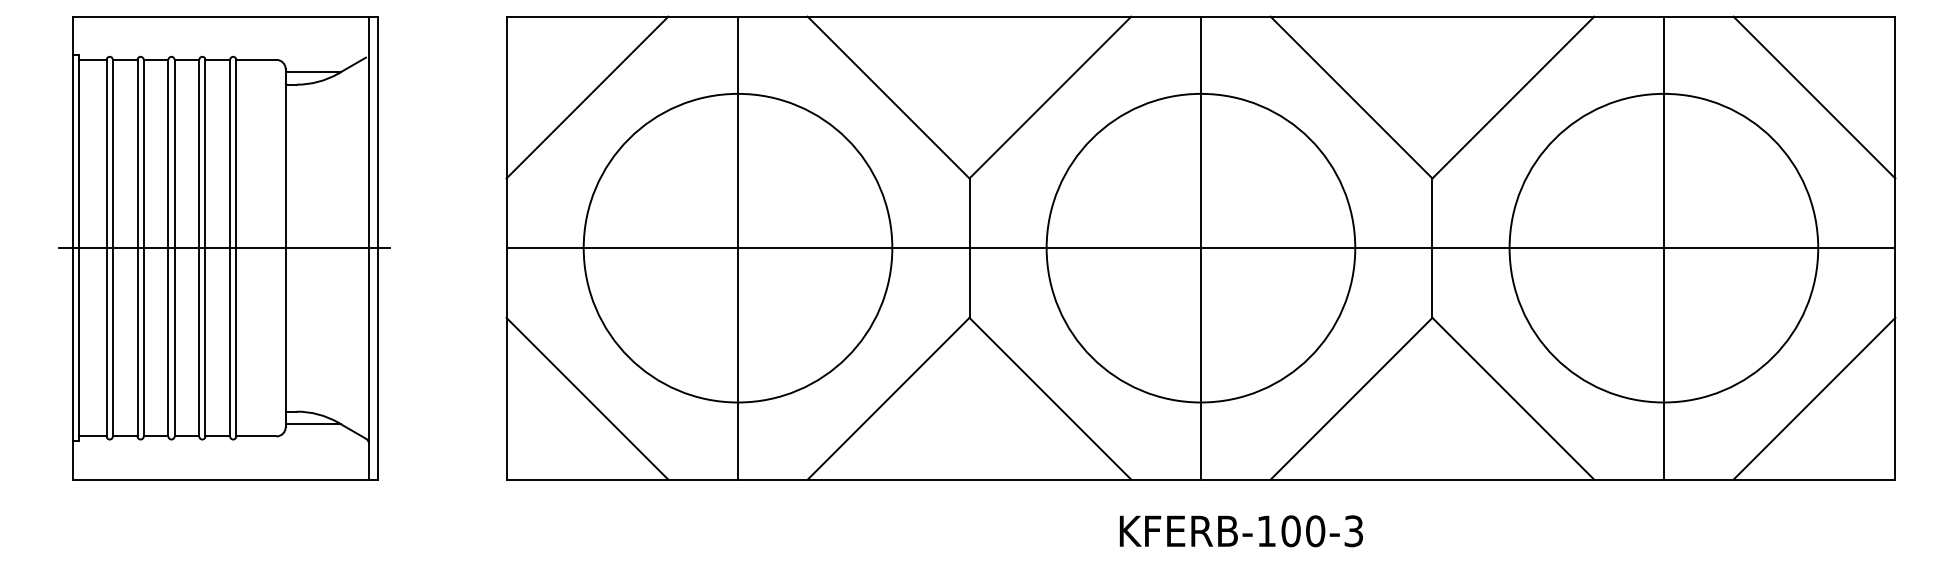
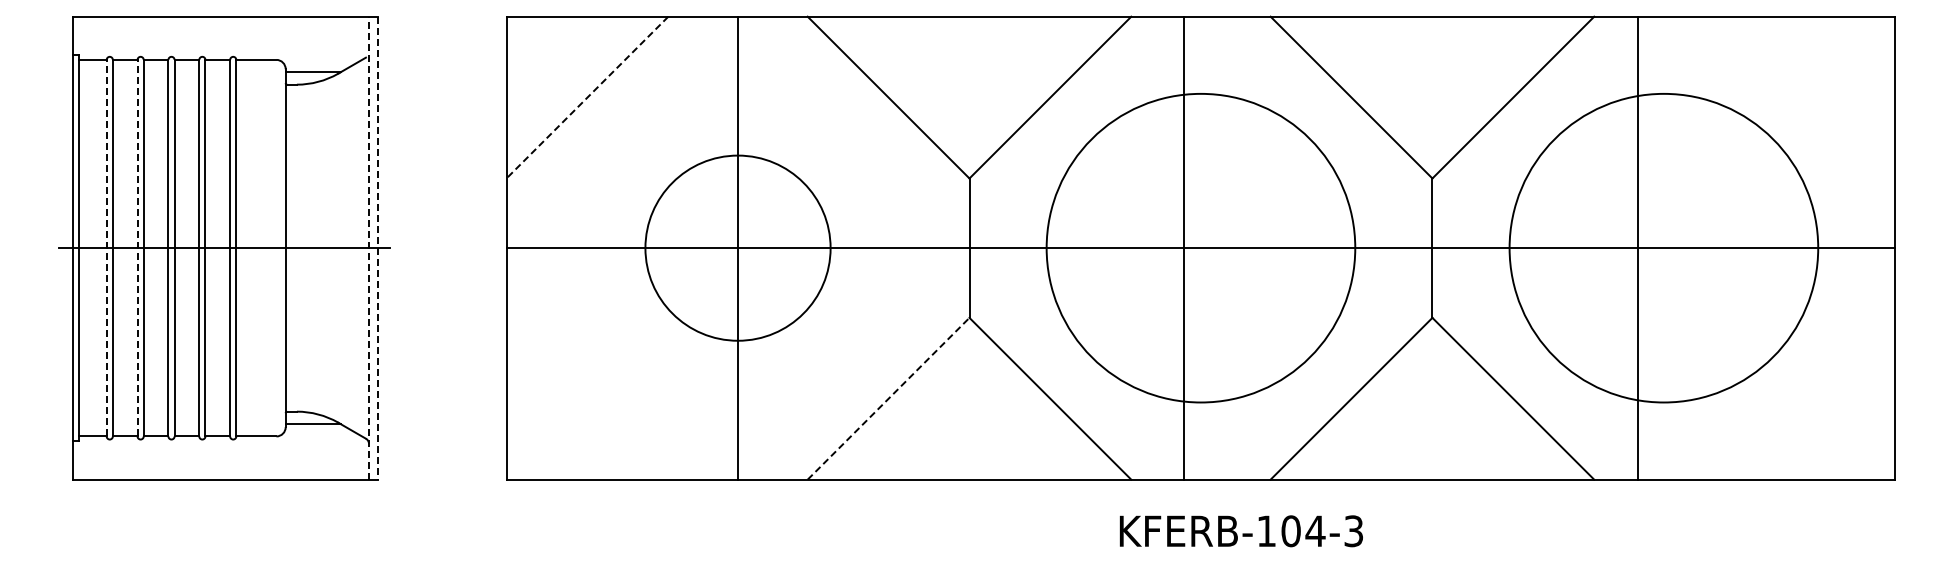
line: solid -> dashed (587, 97)
line: present -> none (1814, 97)
line: solid -> dashed (106, 247)
line: solid -> dashed (137, 247)
line: solid -> dashed (369, 247)
circle diameter: 309 px -> 185 px (737, 247)
line position: (1200, 247) -> (1183, 247) (1183, 247)
line position: (1663, 247) -> (1637, 247) (1637, 247)
line: solid -> dashed (378, 248)
line: present -> none (587, 398)
line: solid -> dashed (888, 398)
line: present -> none (1814, 398)
text: KFERB-100-3 -> KFERB-104-3 (1315, 531)
